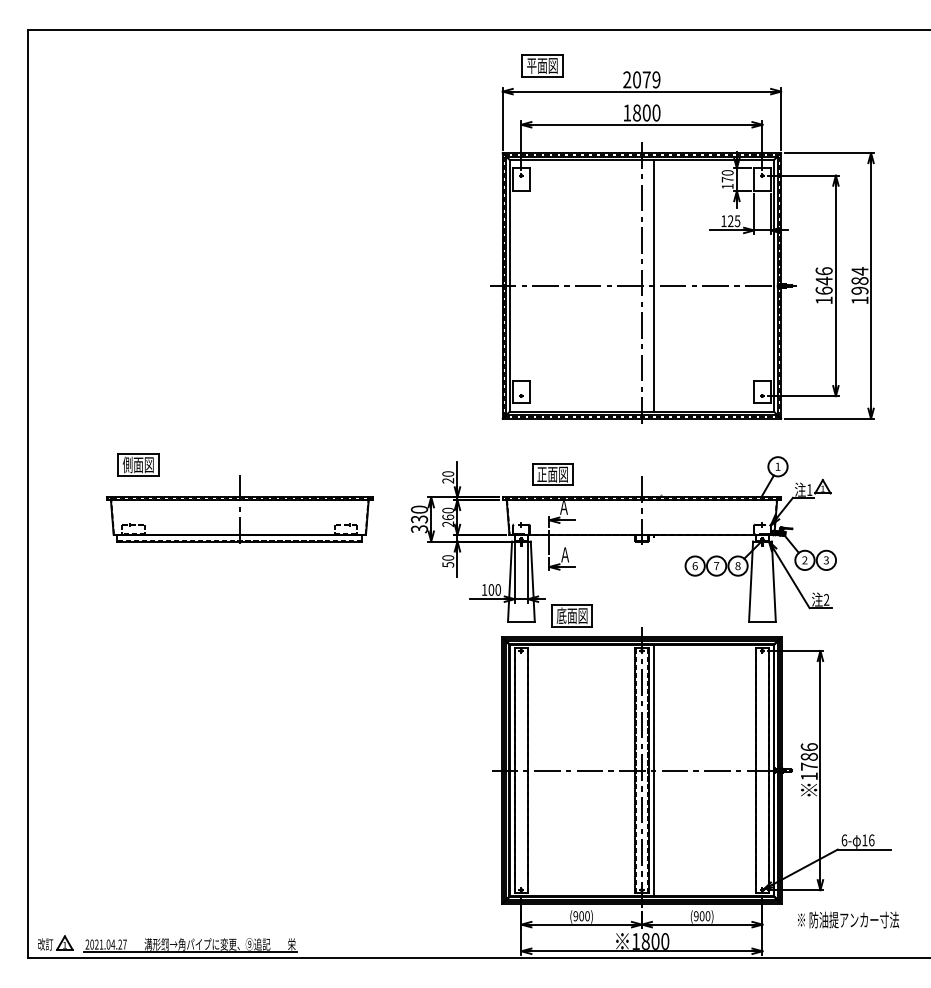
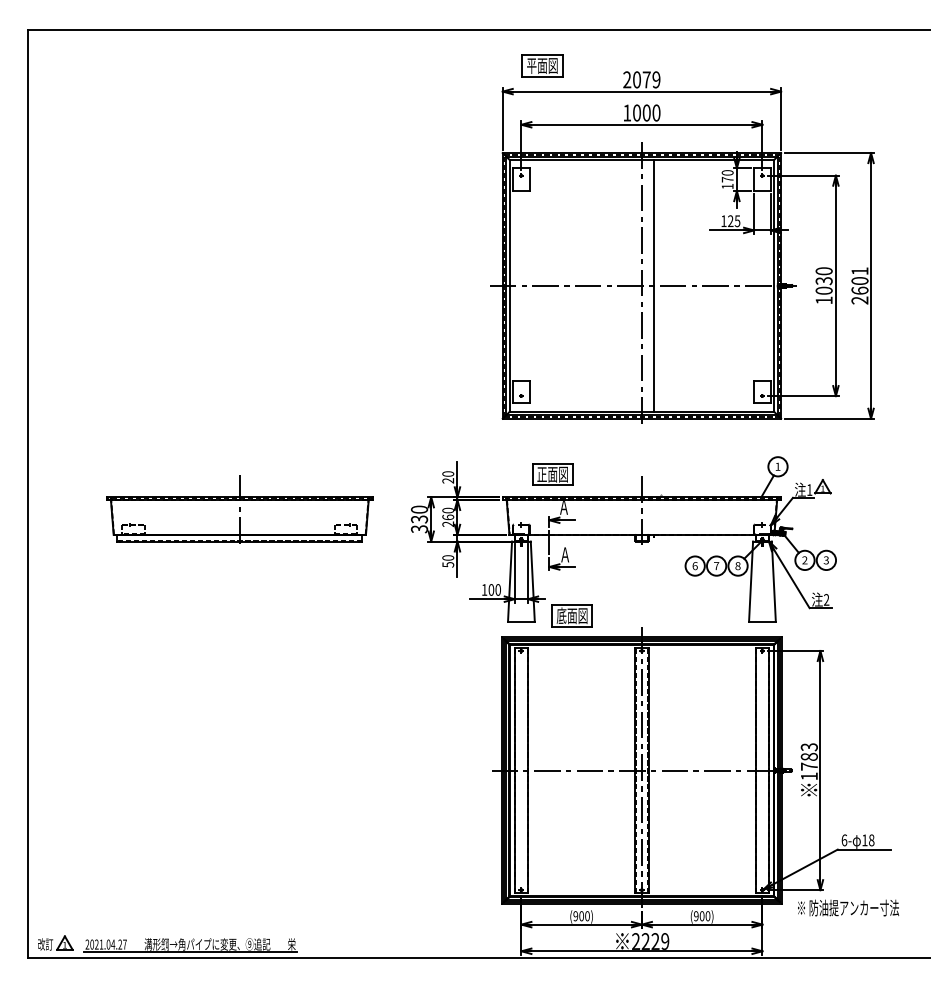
text: 1800 -> 1000 (637, 113)
text: 1646 -> 1030 (823, 280)
text: 1984 -> 2601 (859, 285)
part: present -> none (138, 464)
text: 1786 -> 1783 (808, 747)
line: present -> none (653, 770)
text: 16 -> 18 (871, 840)
text position: (848, 919) -> (848, 907) (848, 907)
text: 1800 -> 2229 (650, 941)
